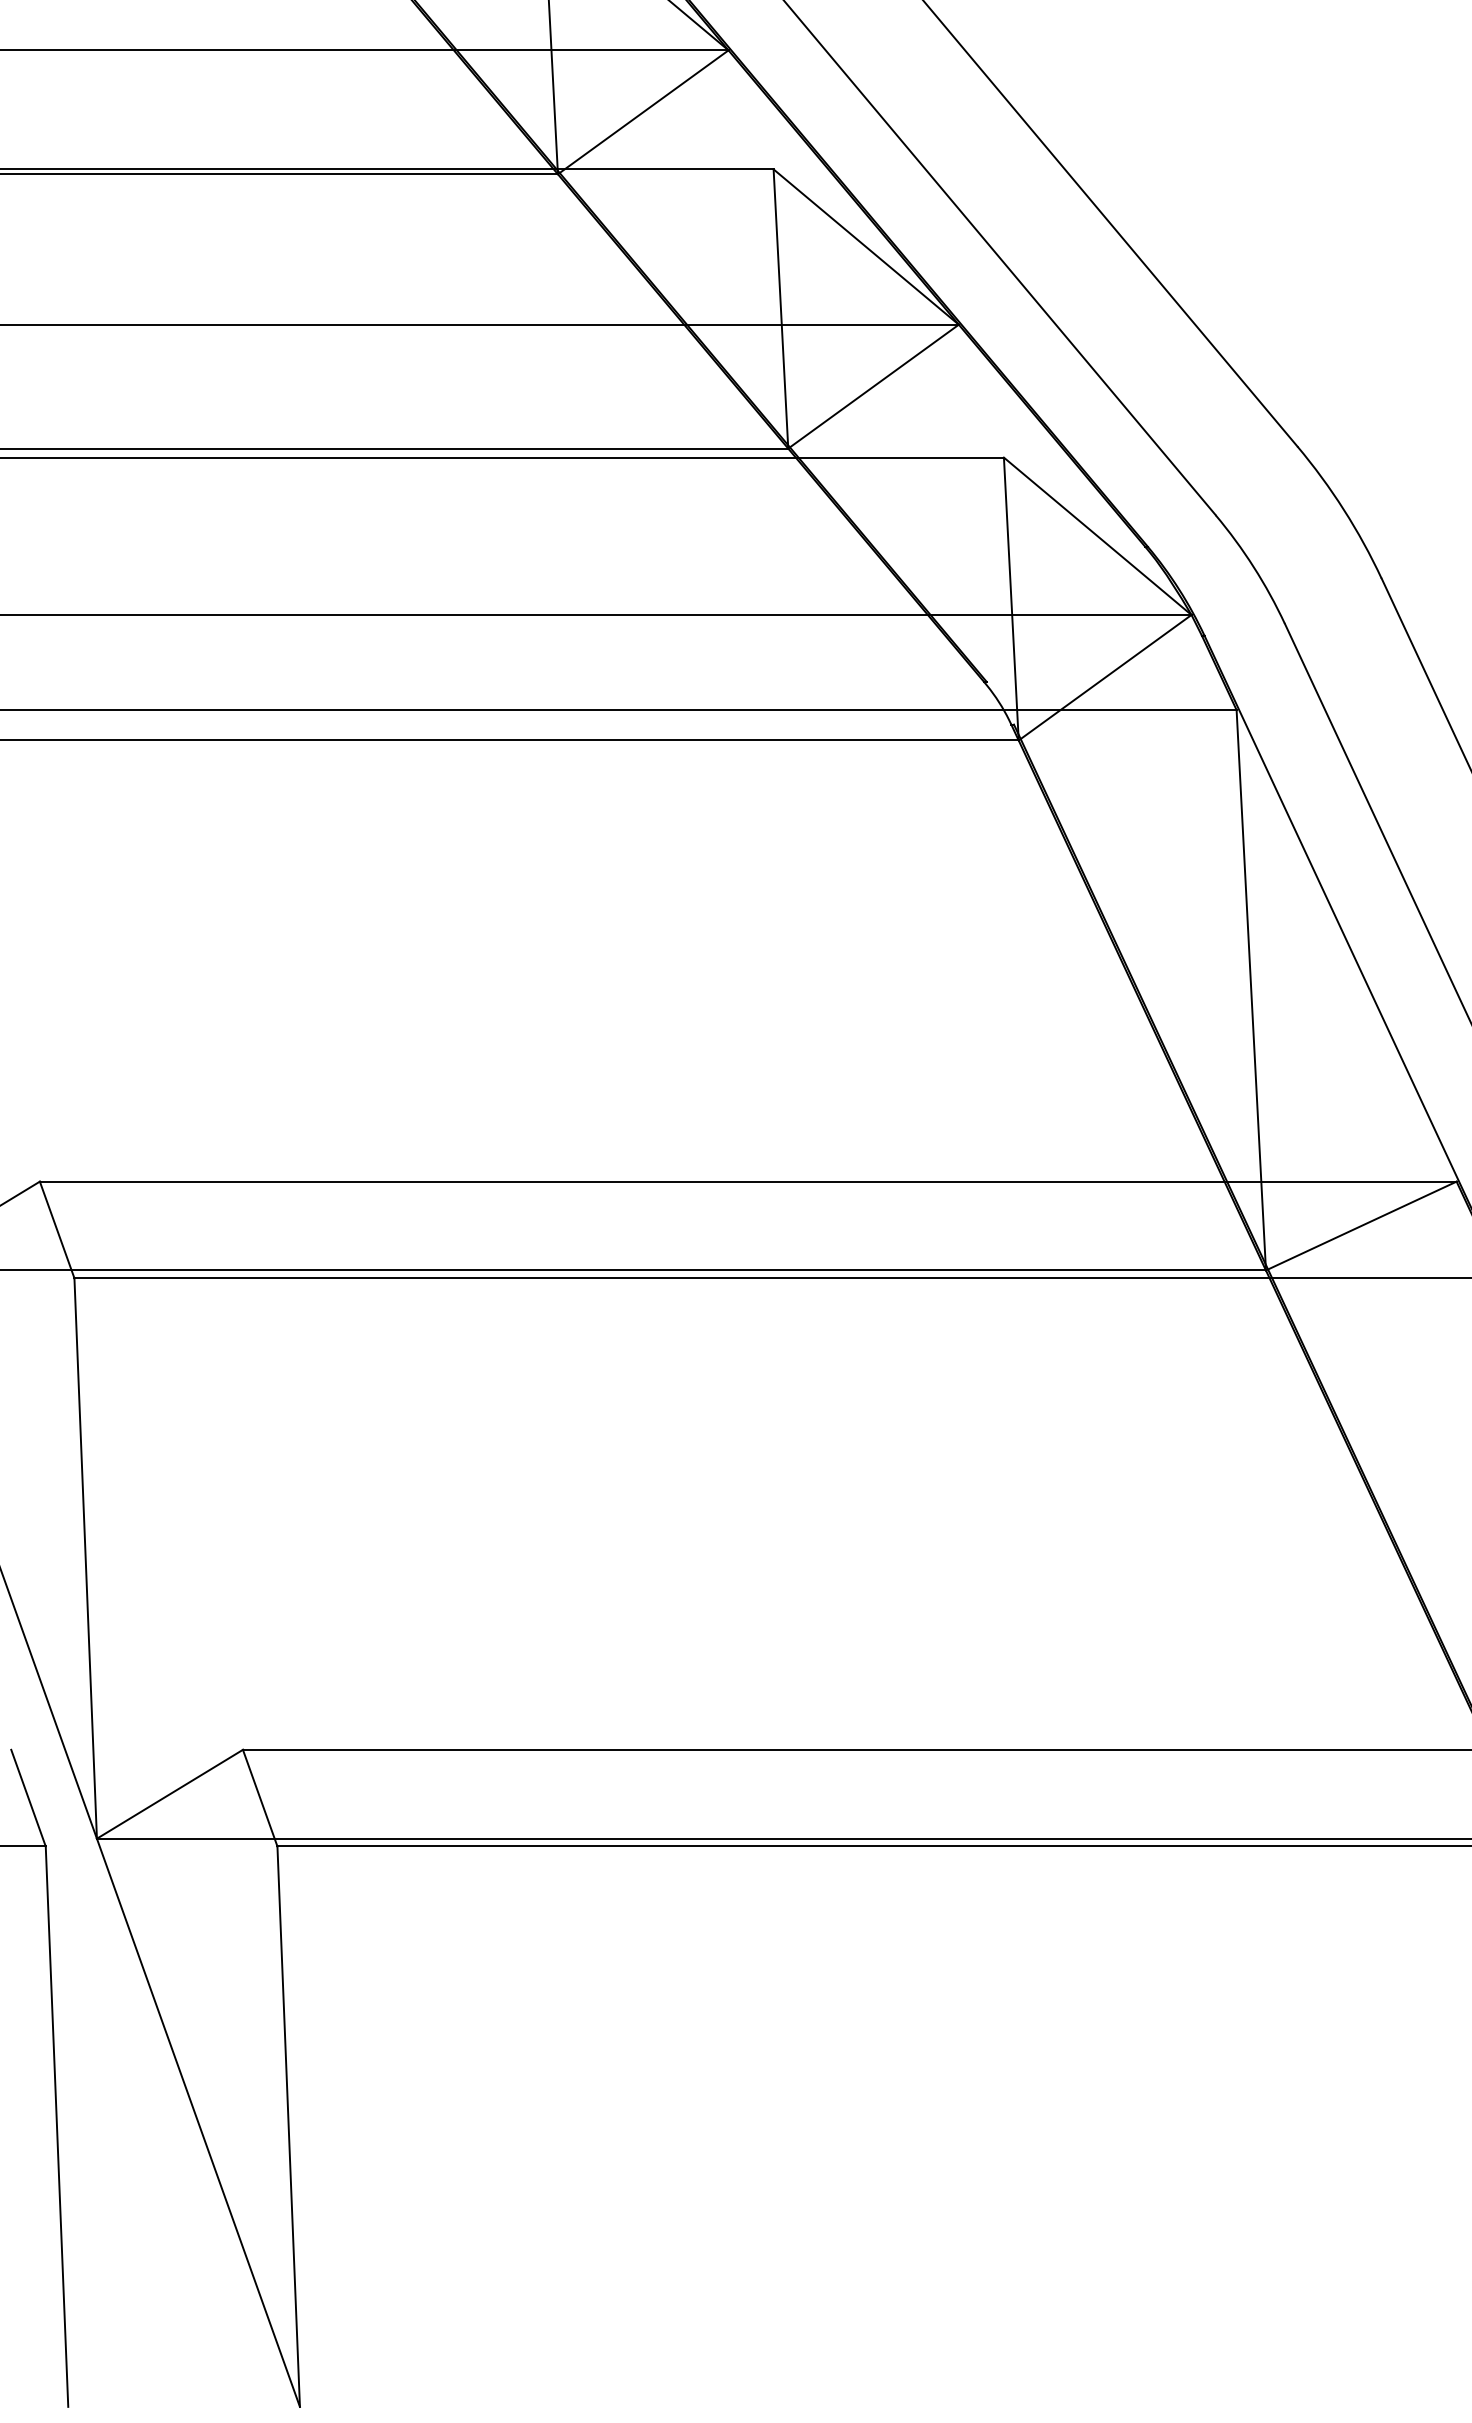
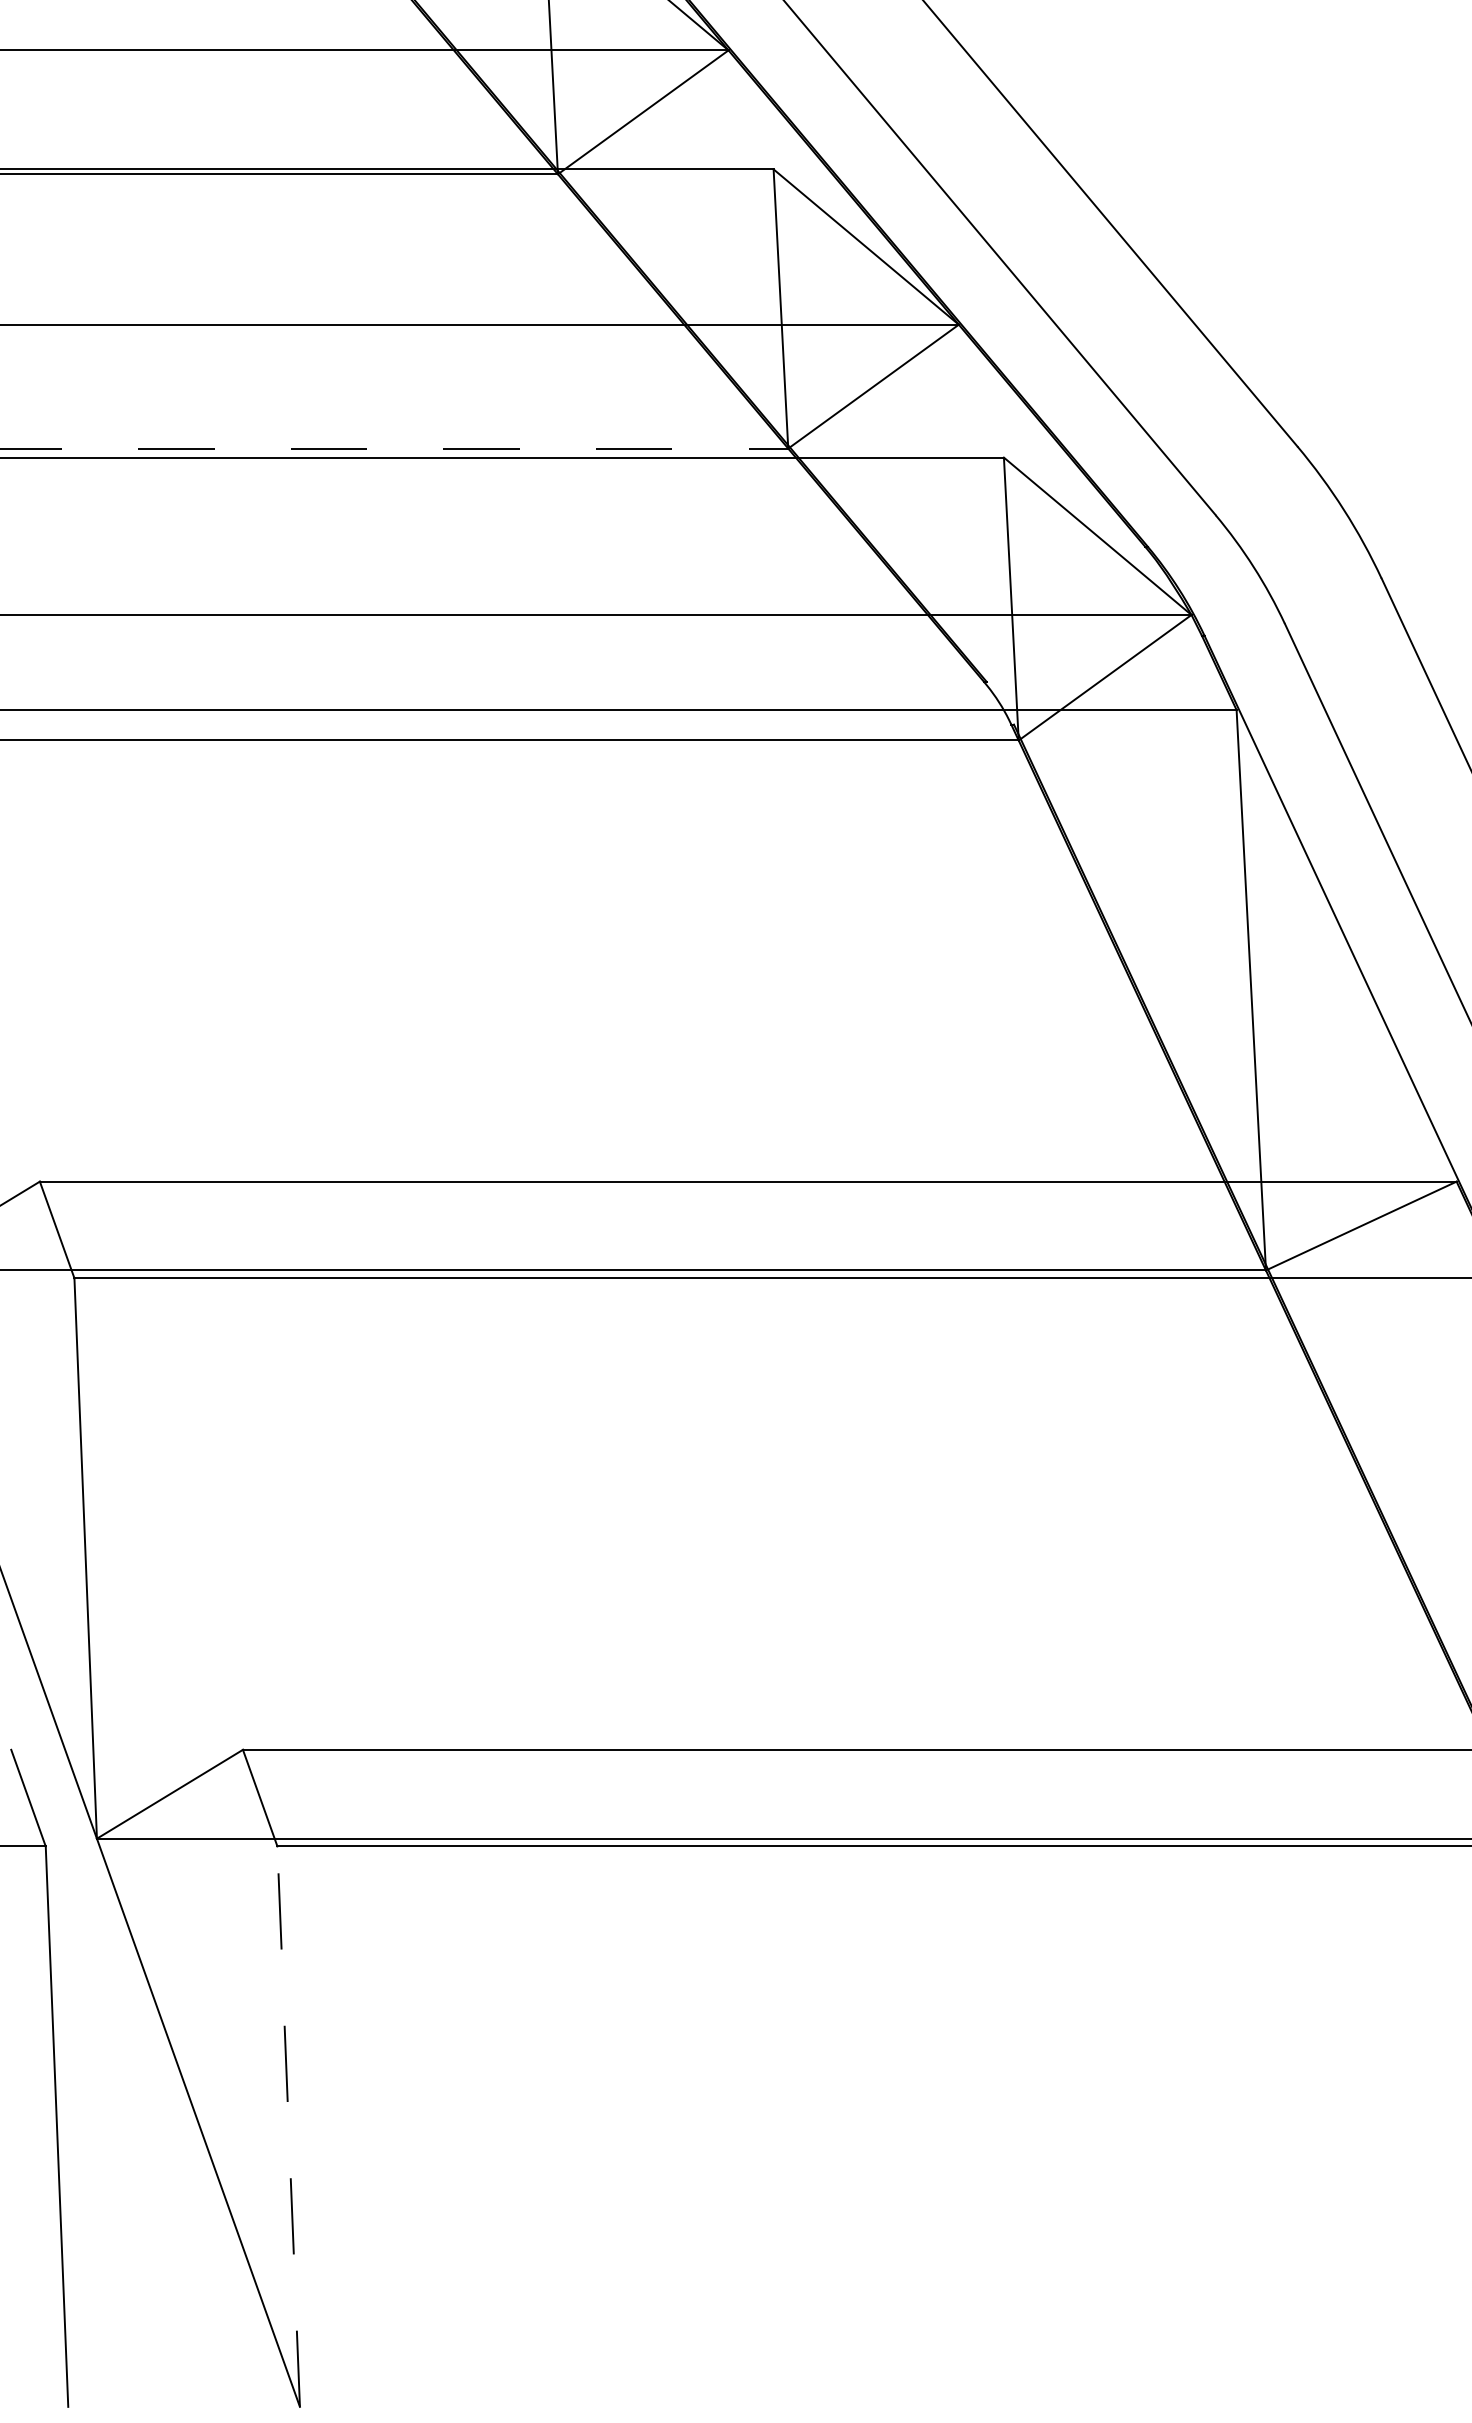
line: solid -> dashed (394, 448)
line: solid -> dashed (288, 2126)
